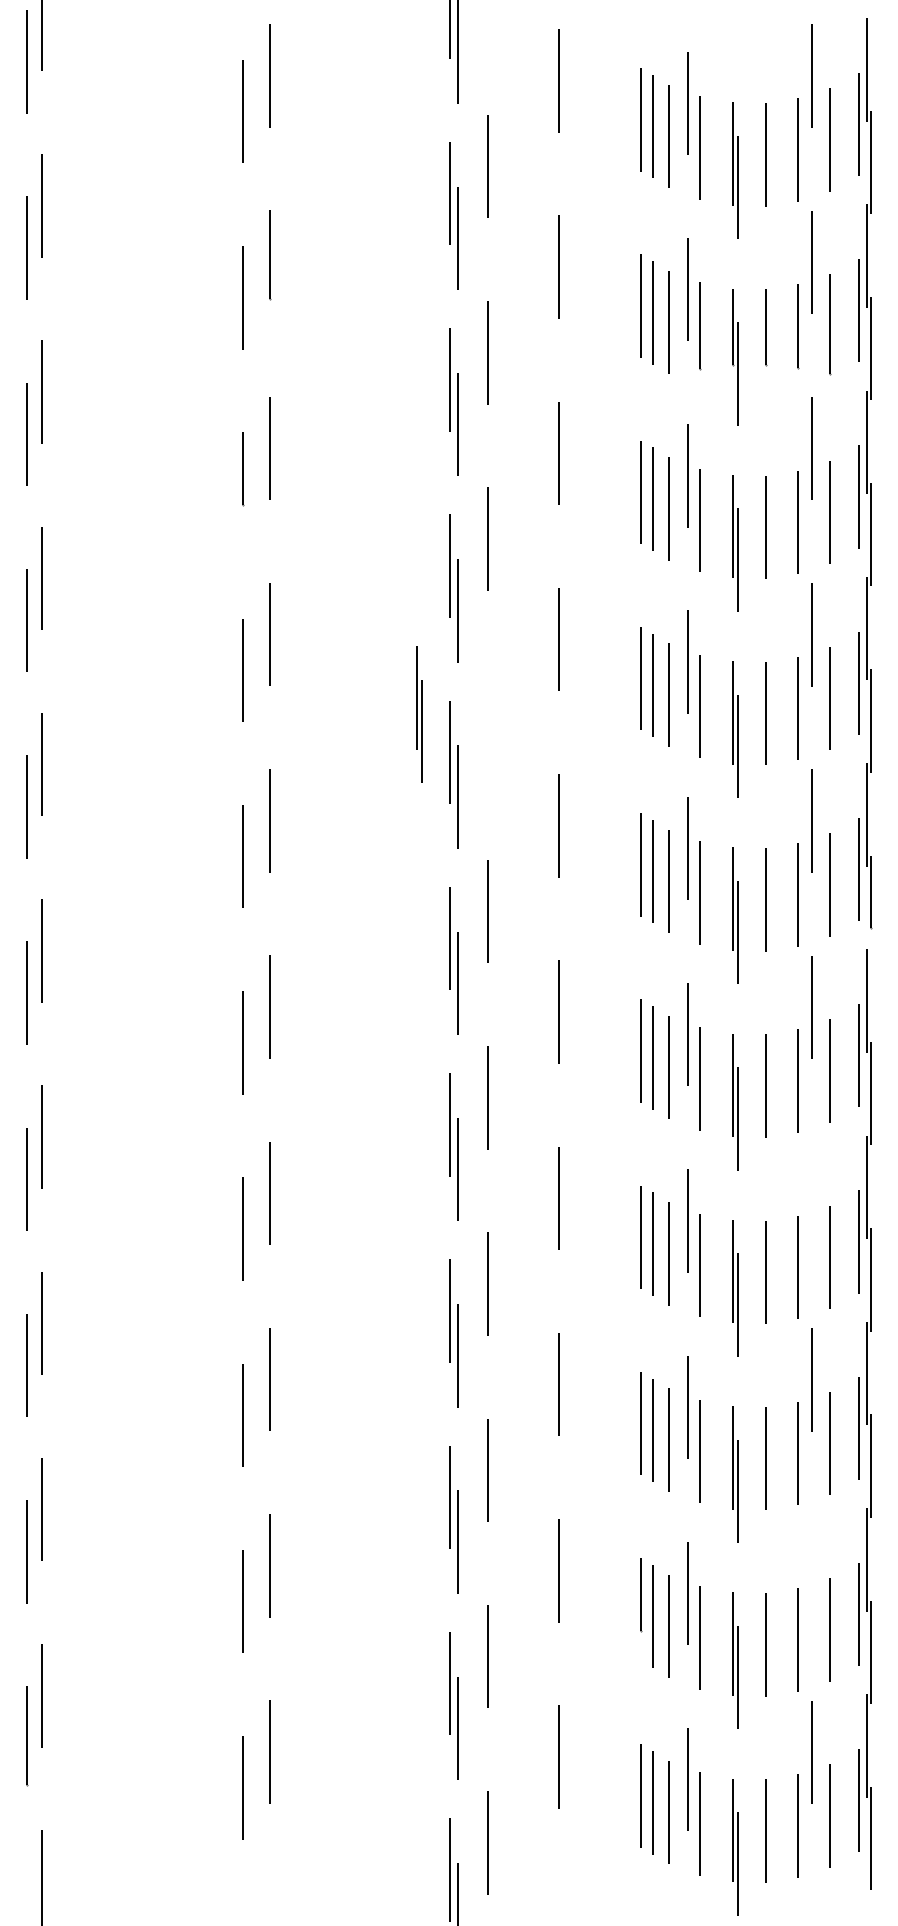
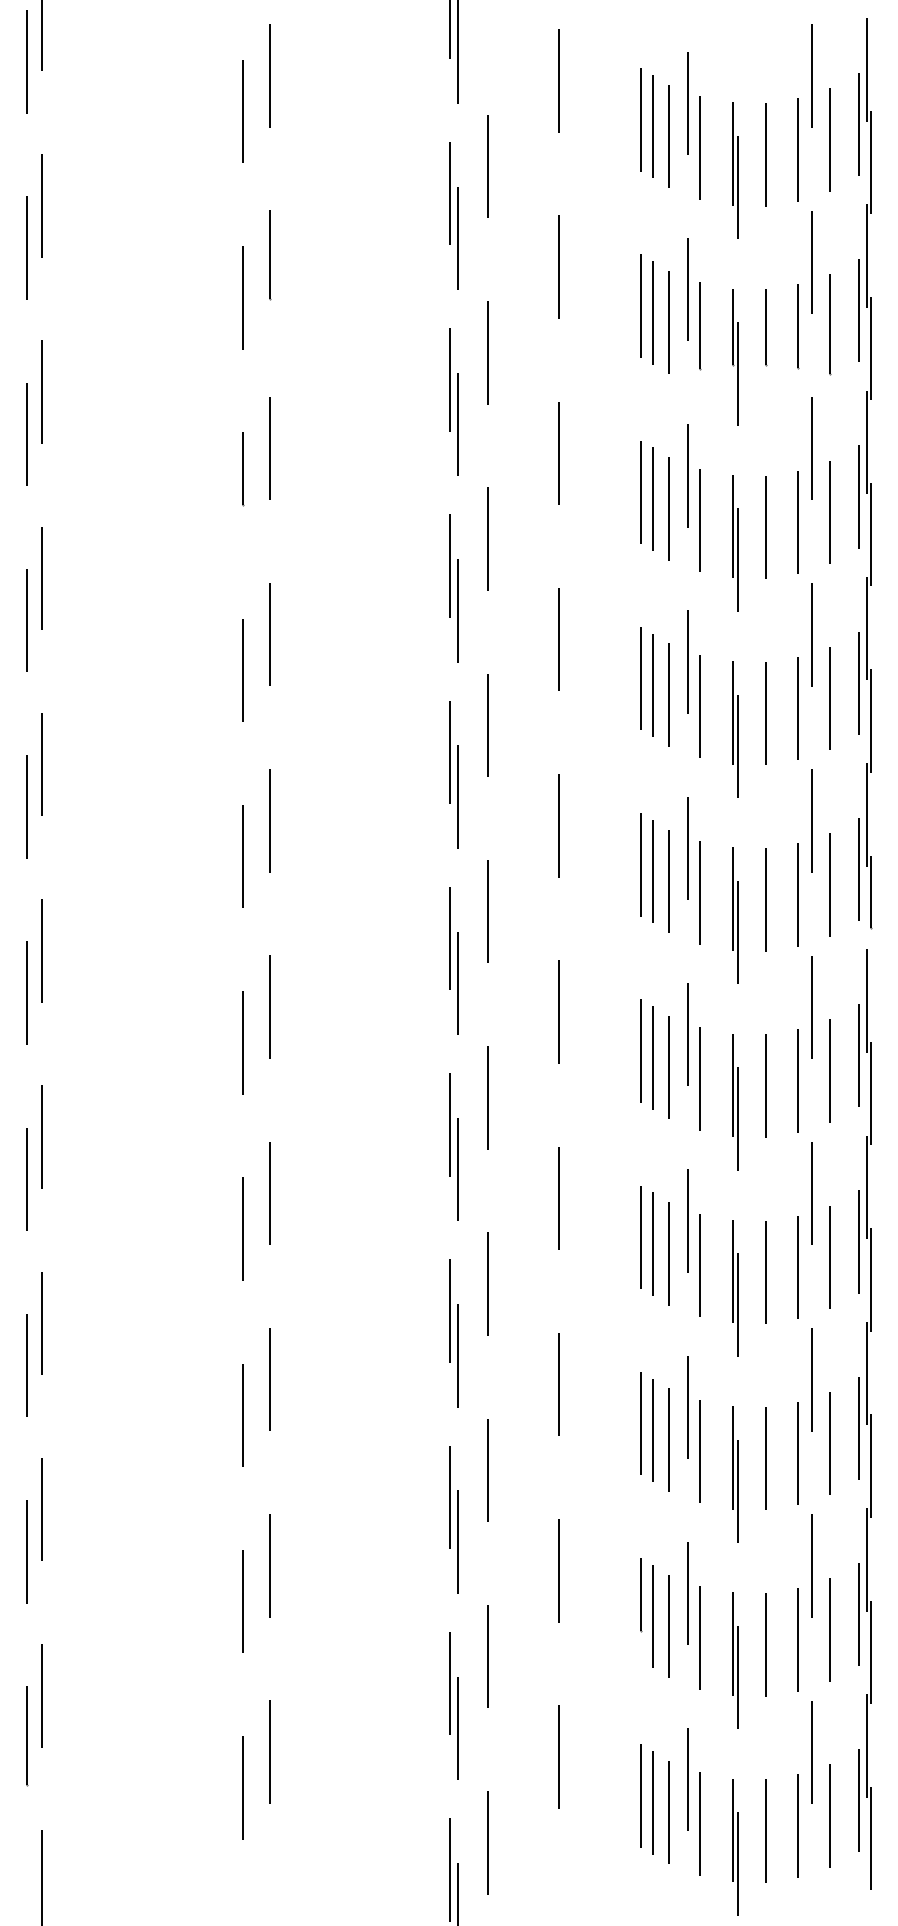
part: present -> none (419, 714)
line: none -> present (487, 725)
line: none -> present (811, 1193)
line: none -> present (811, 1565)
